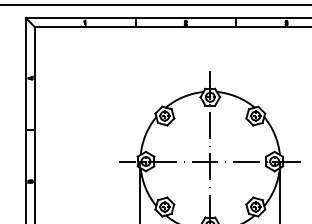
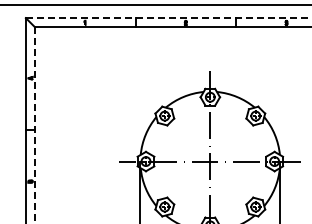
line: solid -> dashed (168, 18)
line: solid -> dashed (34, 126)
